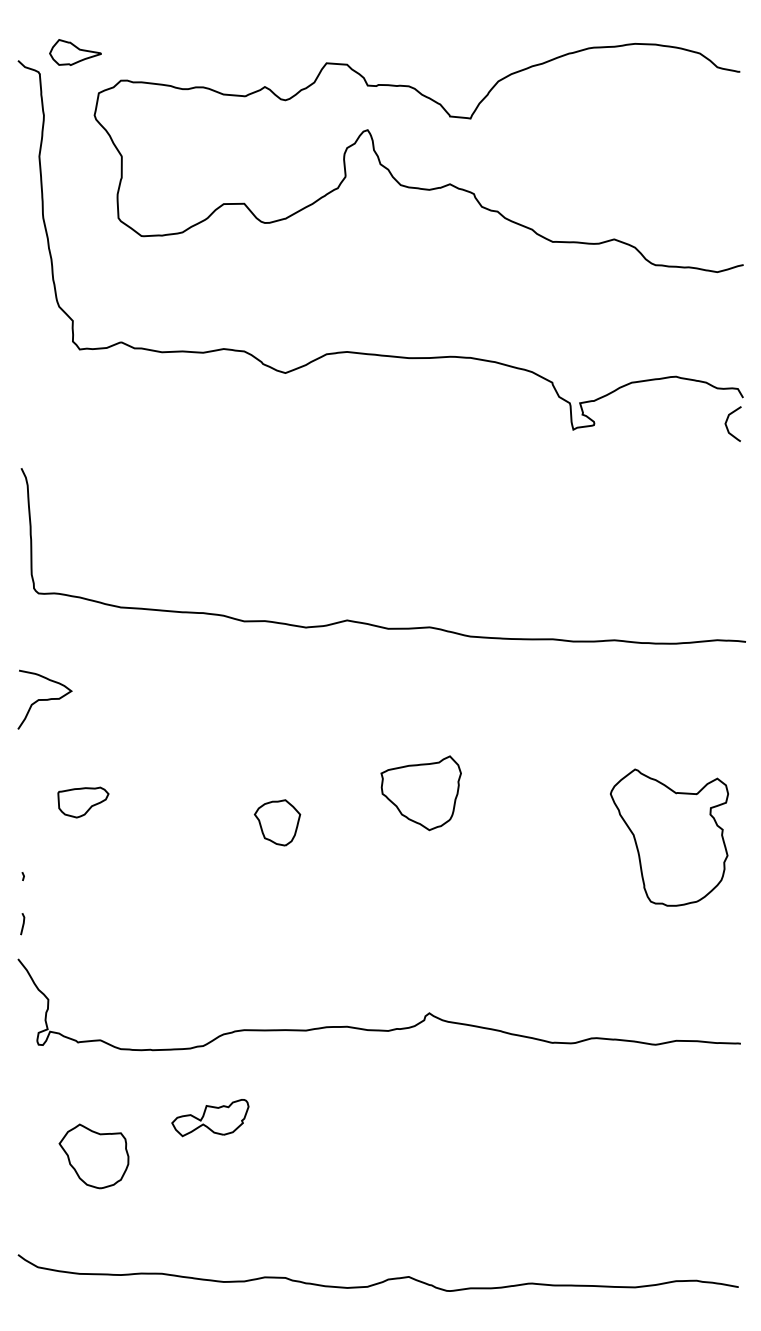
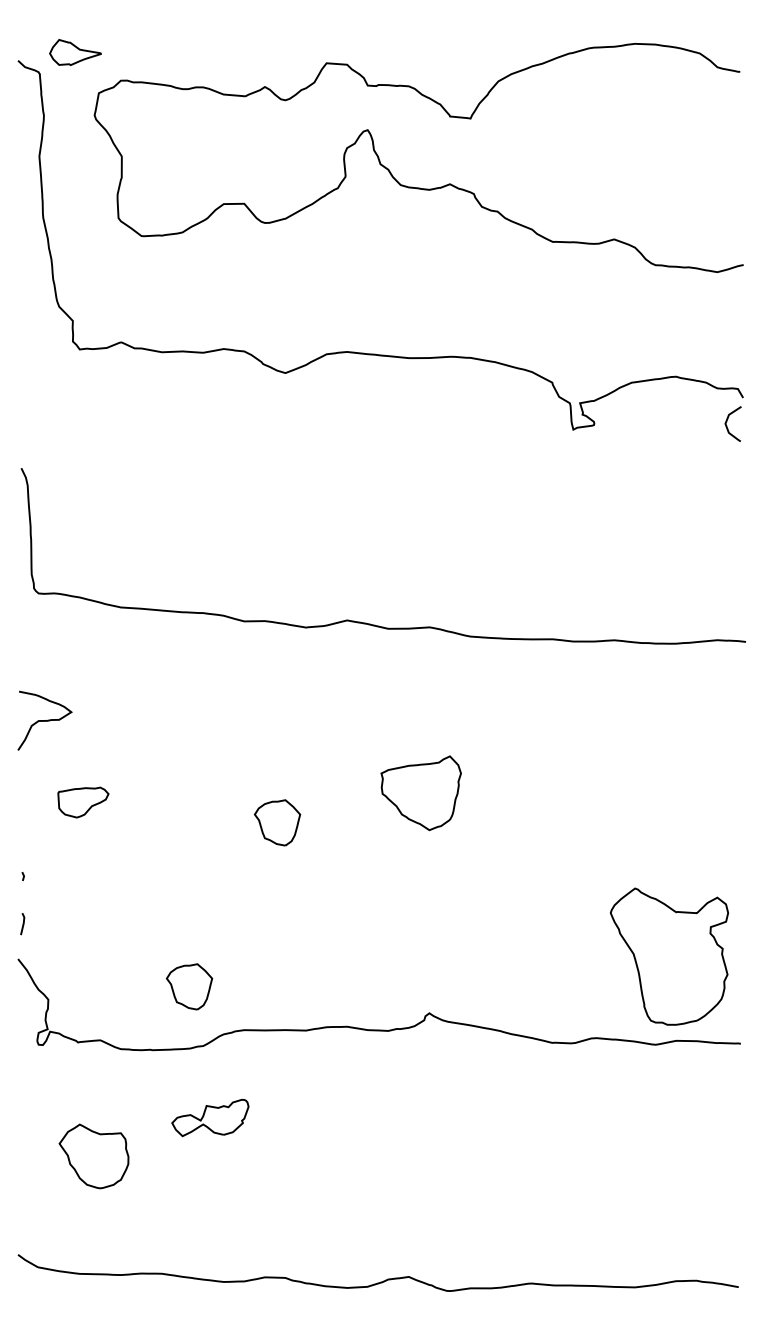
curve position: (44, 699) -> (44, 720) (44, 720)
part position: (669, 837) -> (669, 956) (669, 956)
part: none -> present (189, 986)
